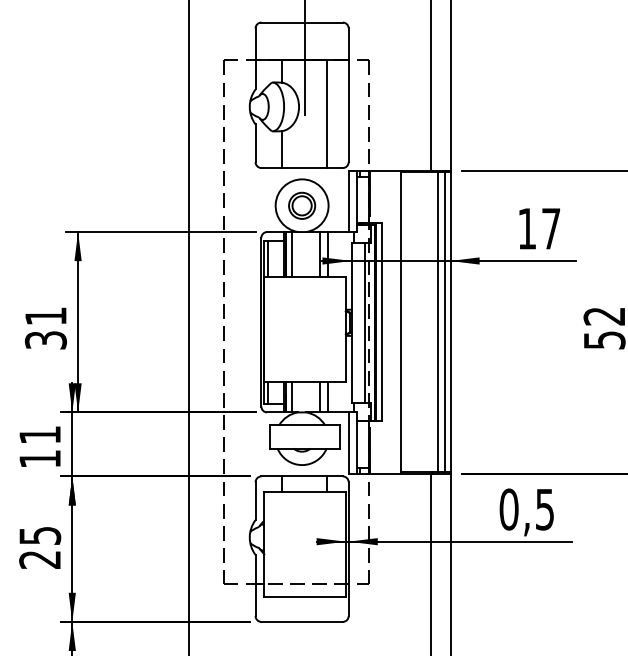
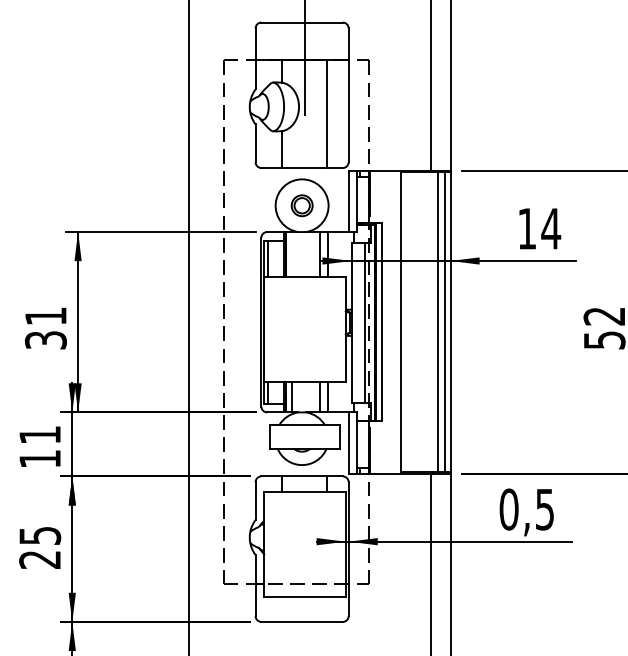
part size: 29x29 px -> 24x24 px (301, 205)
text: 17 -> 14 (551, 228)
line: present -> none (291, 254)
